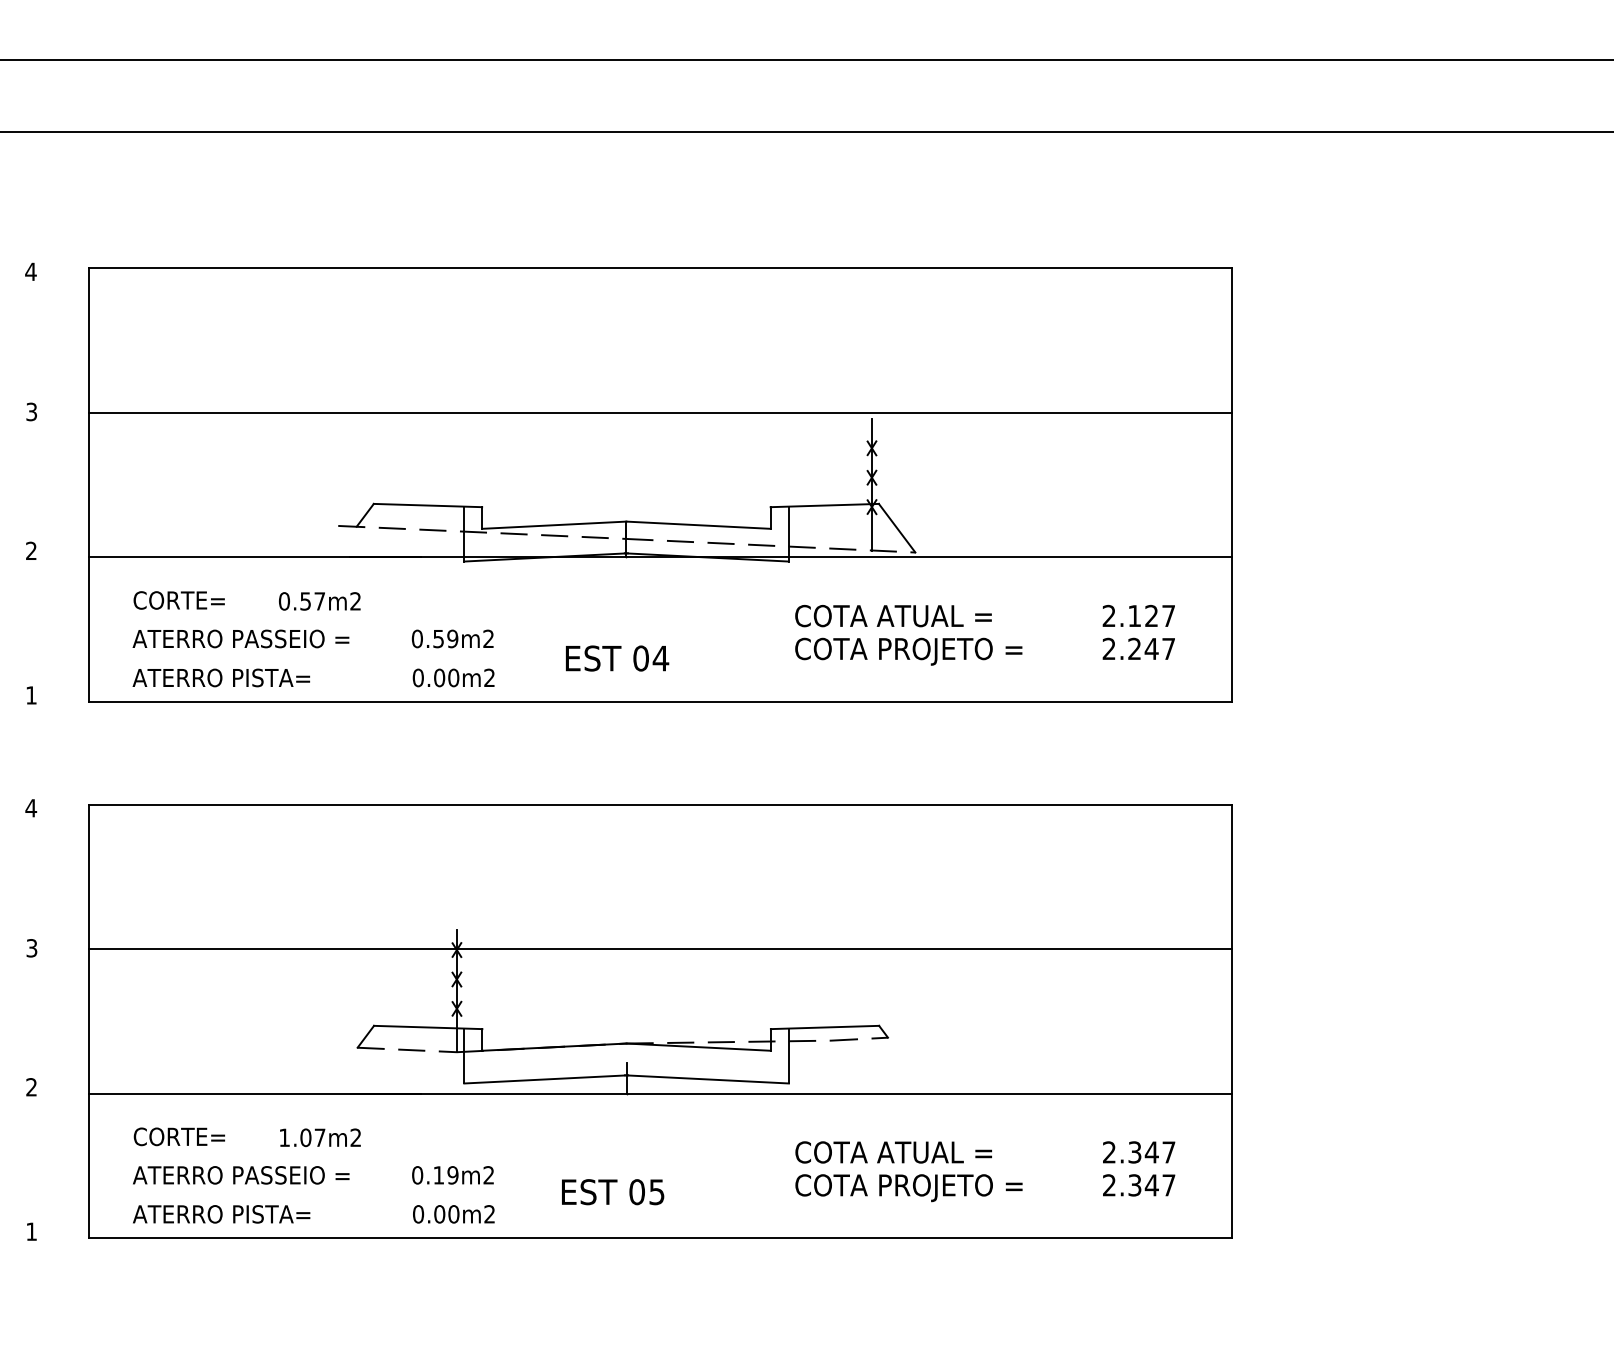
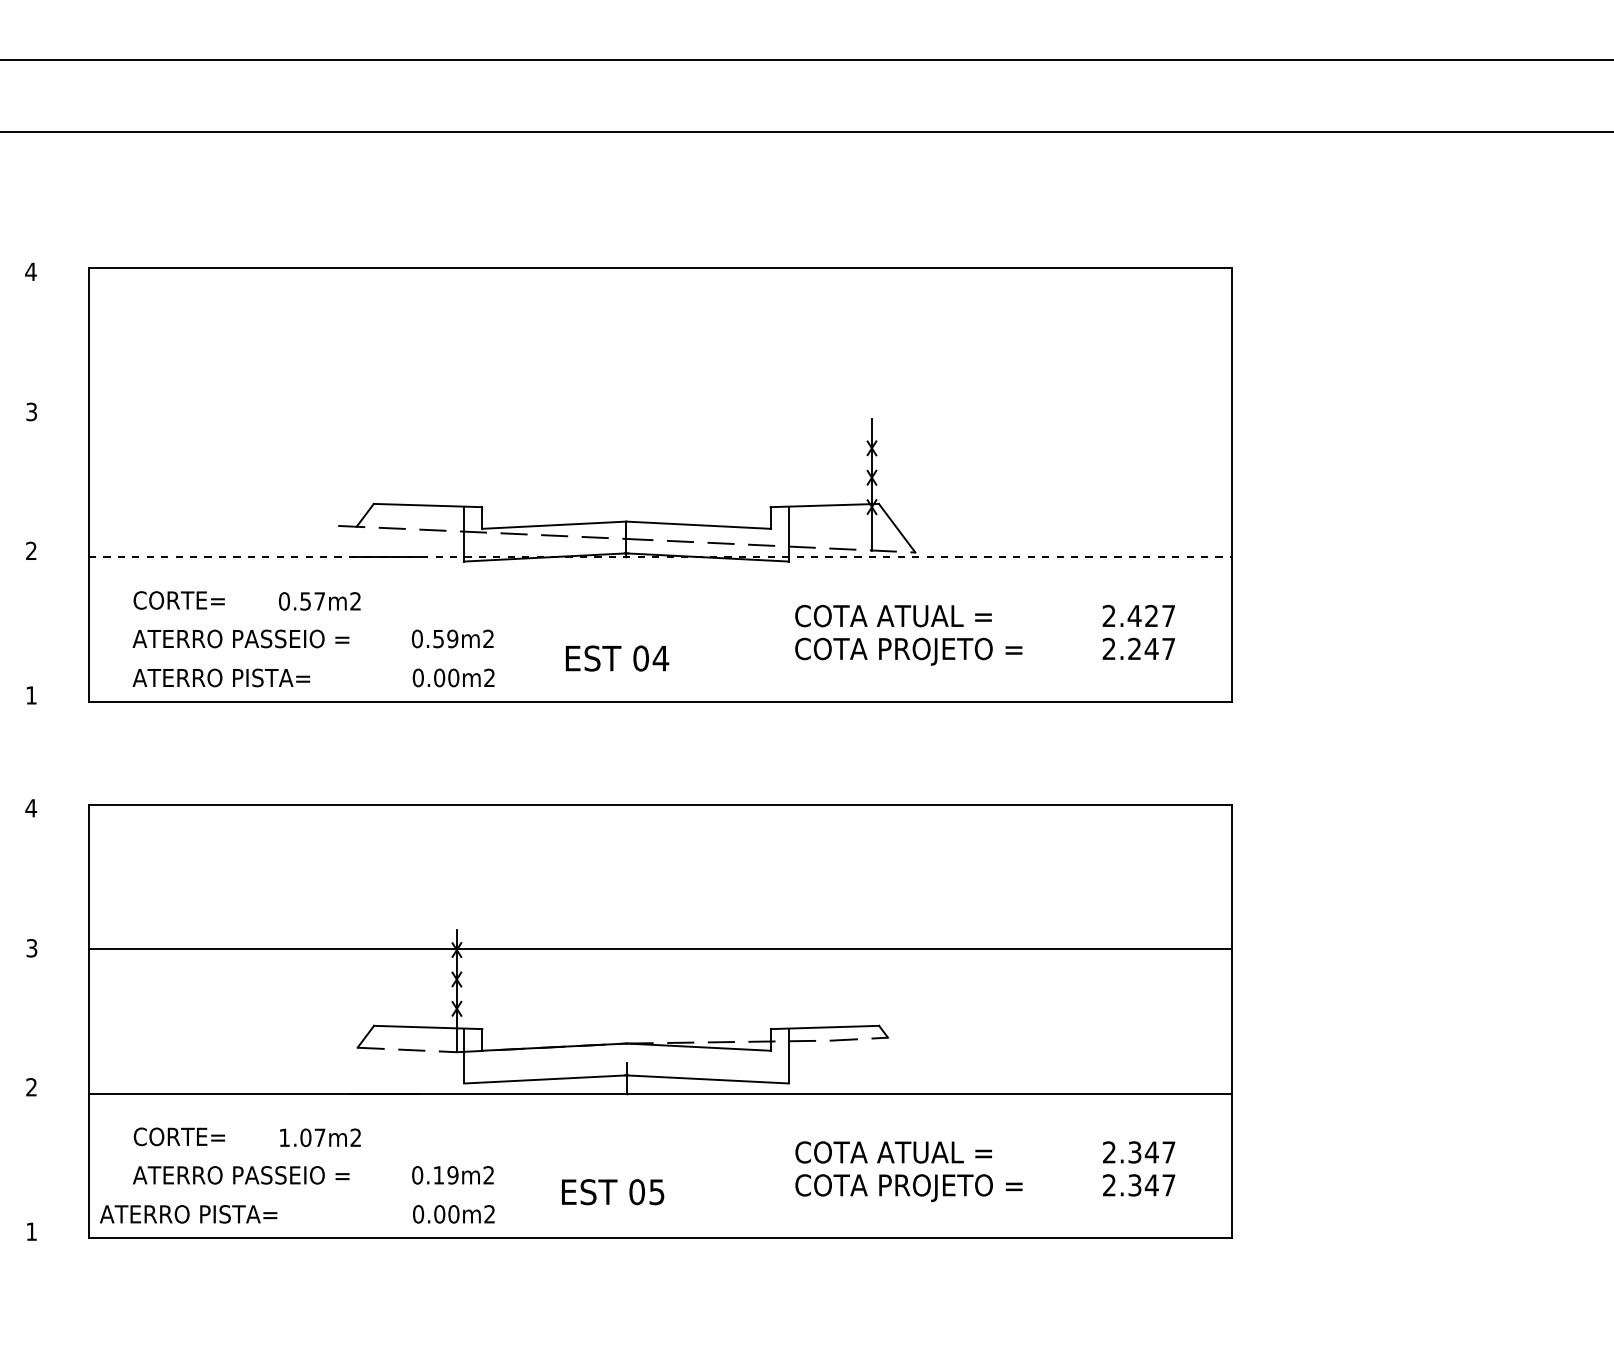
line: present -> none (660, 412)
line: solid -> dashed (660, 557)
text: 2.127 -> 2.427 (1134, 615)
text position: (221, 1214) -> (188, 1214) (188, 1214)
